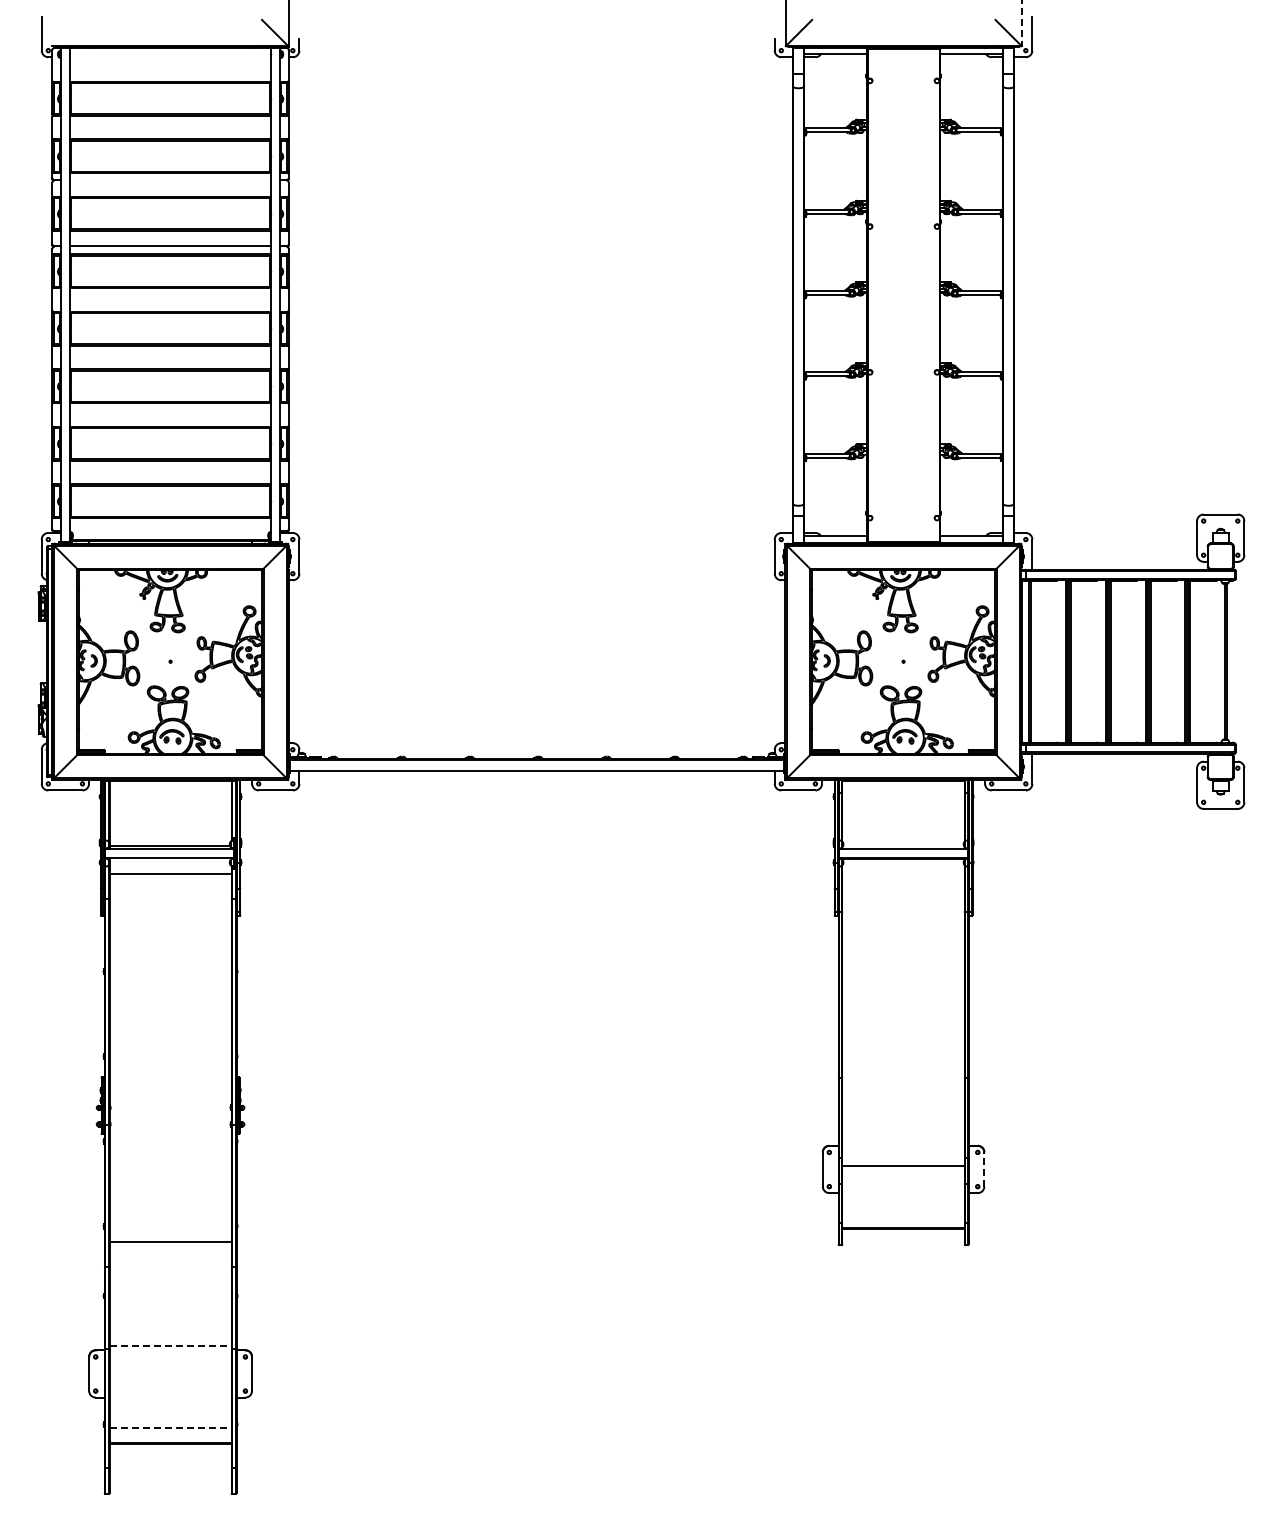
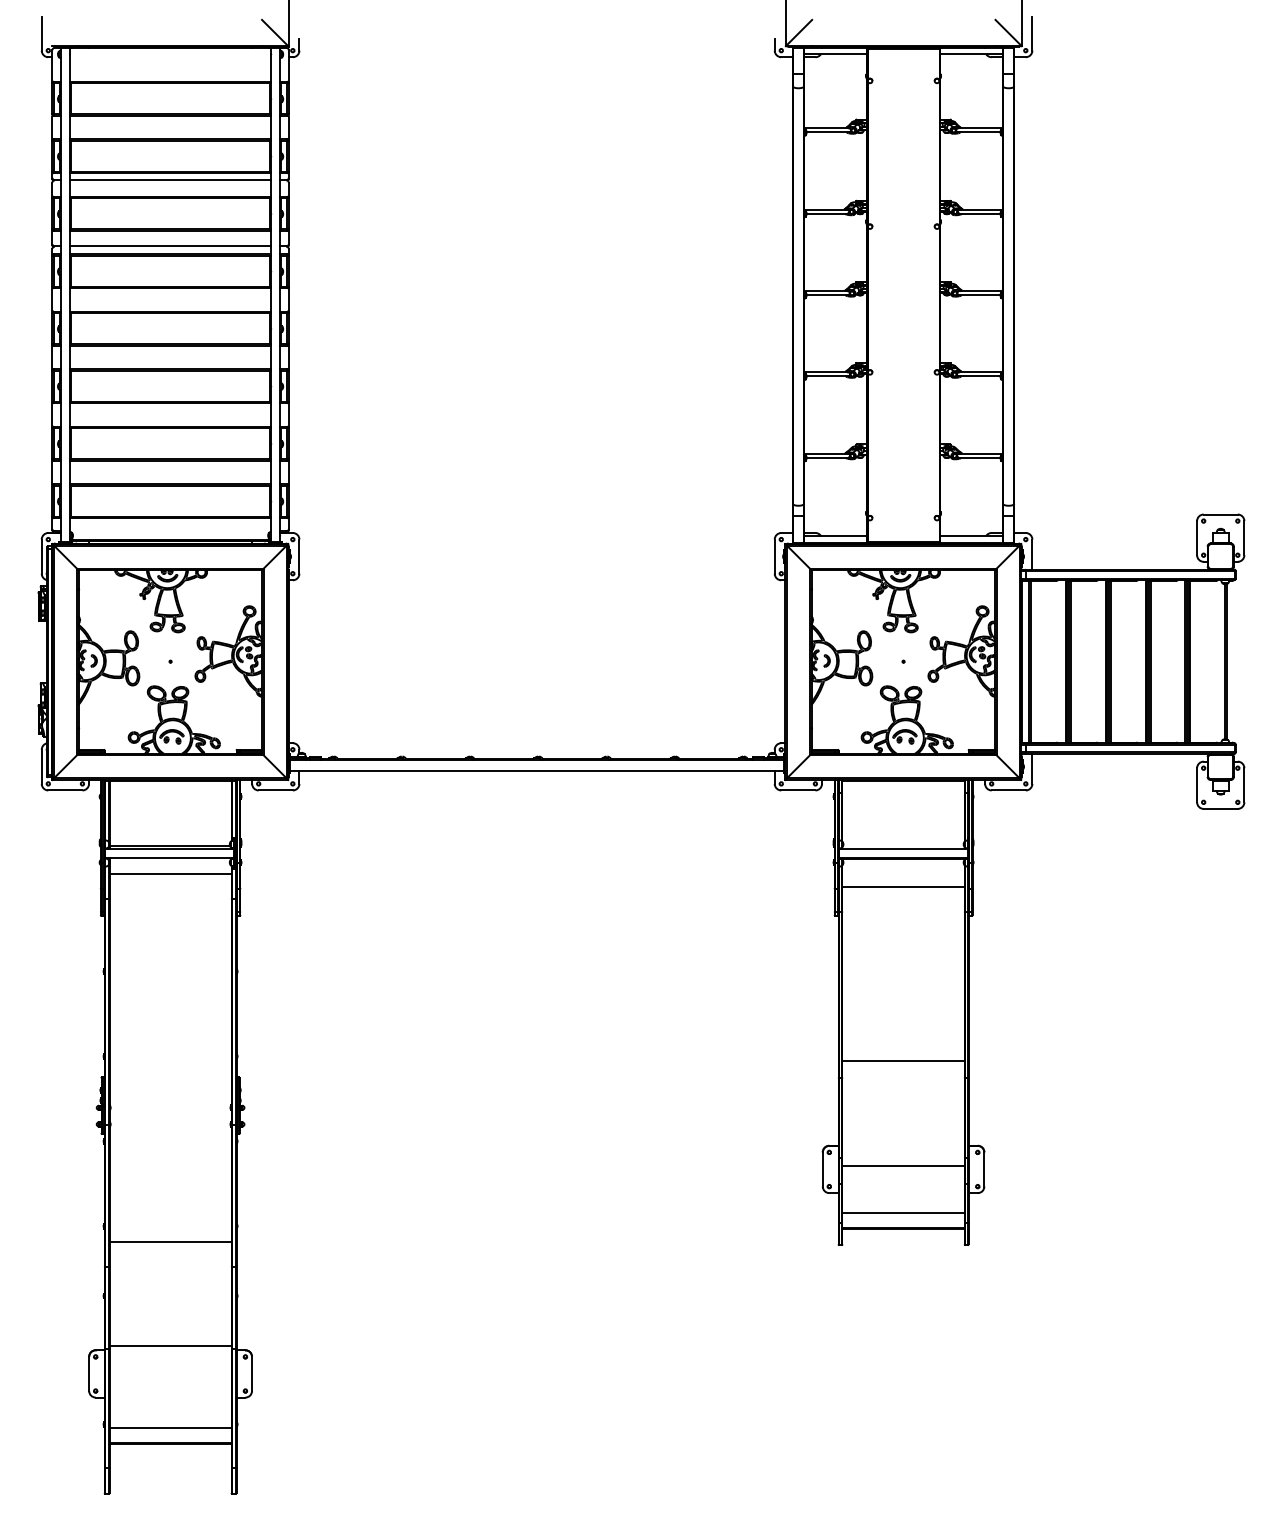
line: dashed -> solid (1021, 23)
line: none -> present (170, 180)
line: none -> present (903, 887)
line: none -> present (903, 1061)
line: dashed -> solid (984, 1168)
line: none -> present (903, 1212)
line: dashed -> solid (170, 1346)
line: dashed -> solid (170, 1427)
